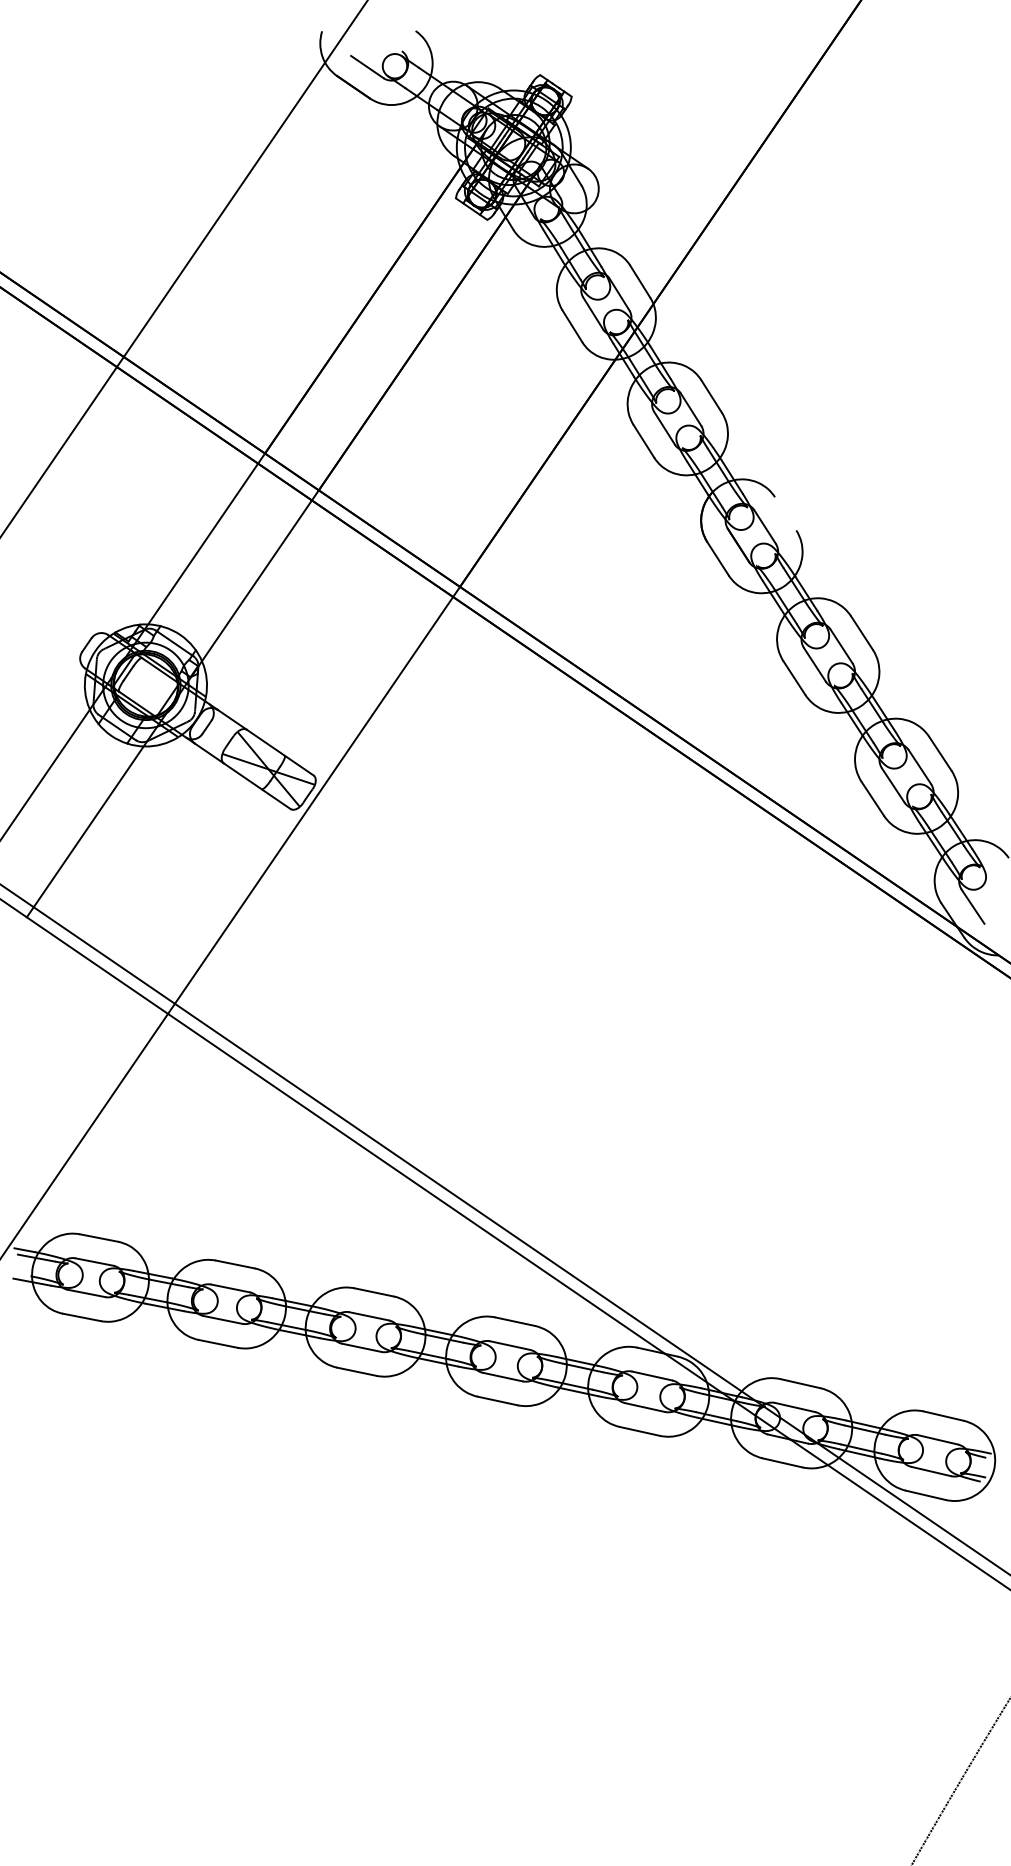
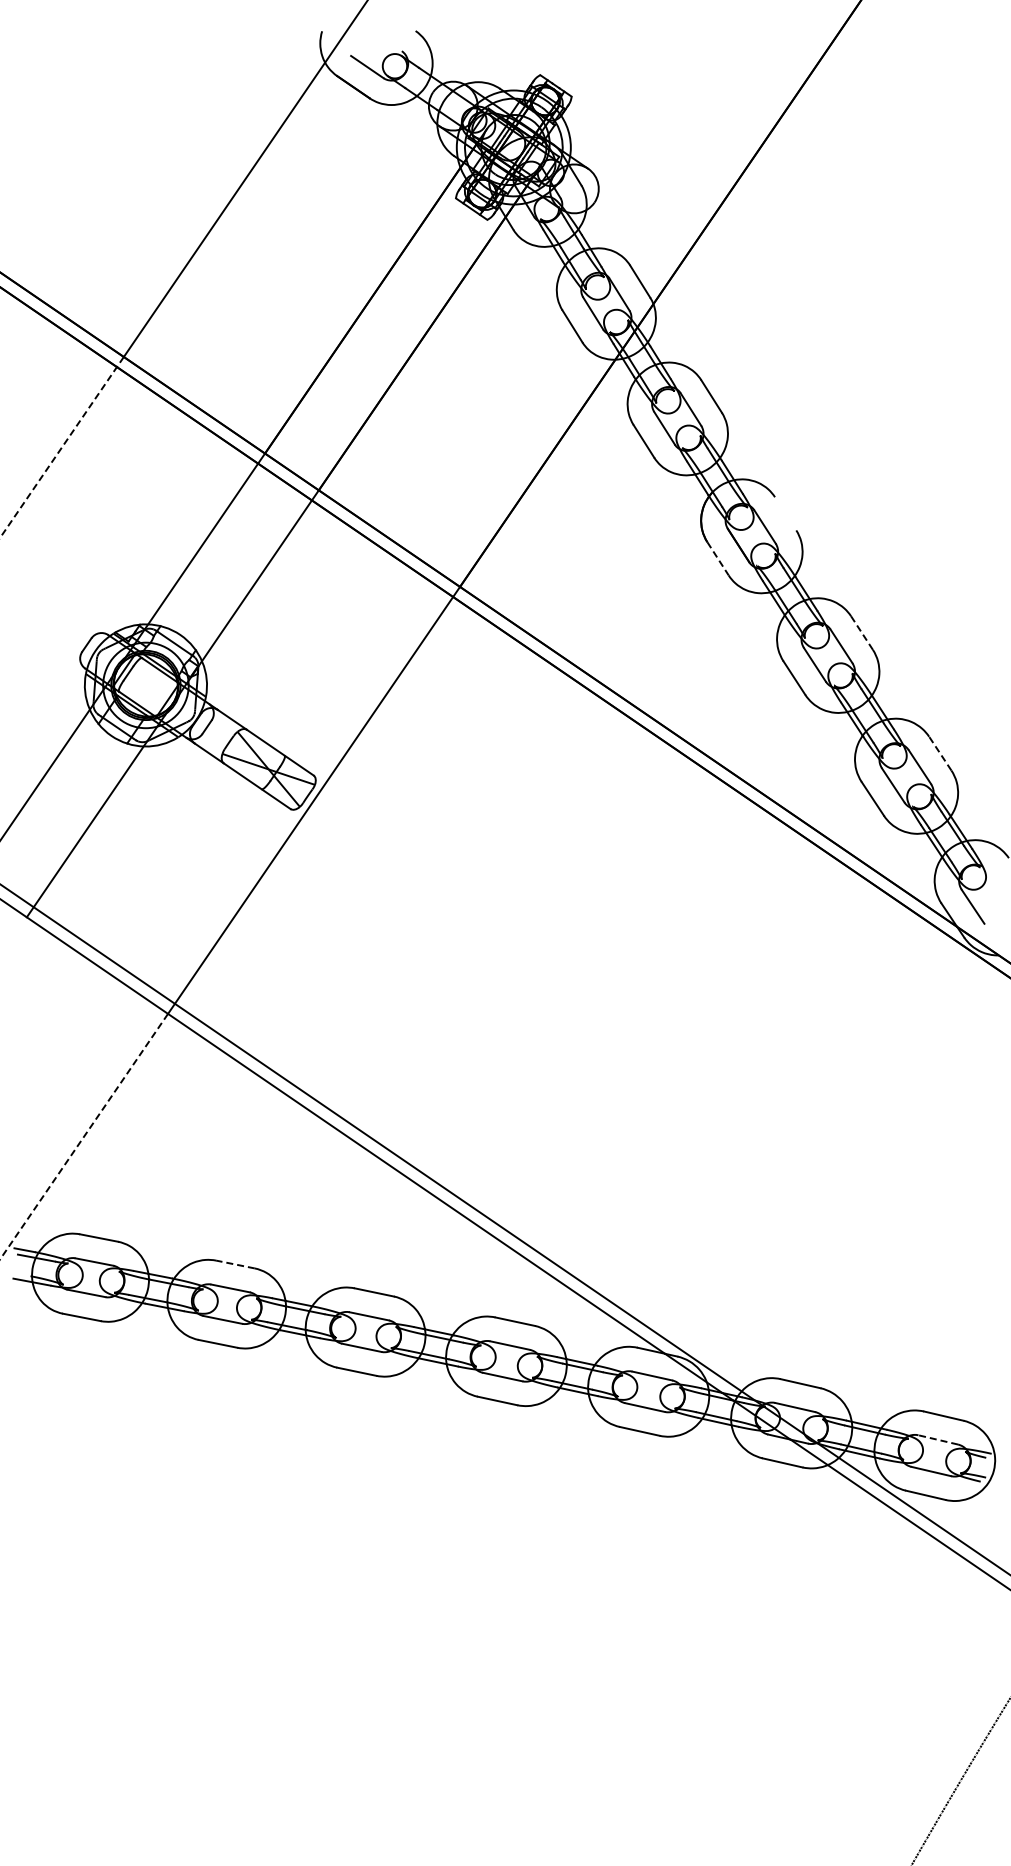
line: solid -> dashed (61, 447)
line: solid -> dashed (718, 558)
line: solid -> dashed (862, 633)
line: solid -> dashed (940, 753)
line: solid -> dashed (83, 1136)
line: solid -> dashed (235, 1264)
line: solid -> dashed (937, 1439)
